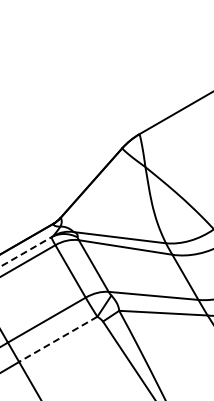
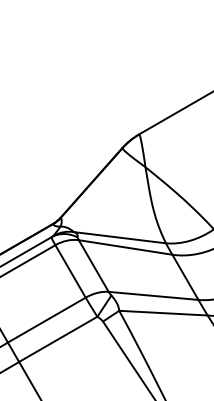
line: dashed -> solid (26, 251)
line: dashed -> solid (57, 339)
